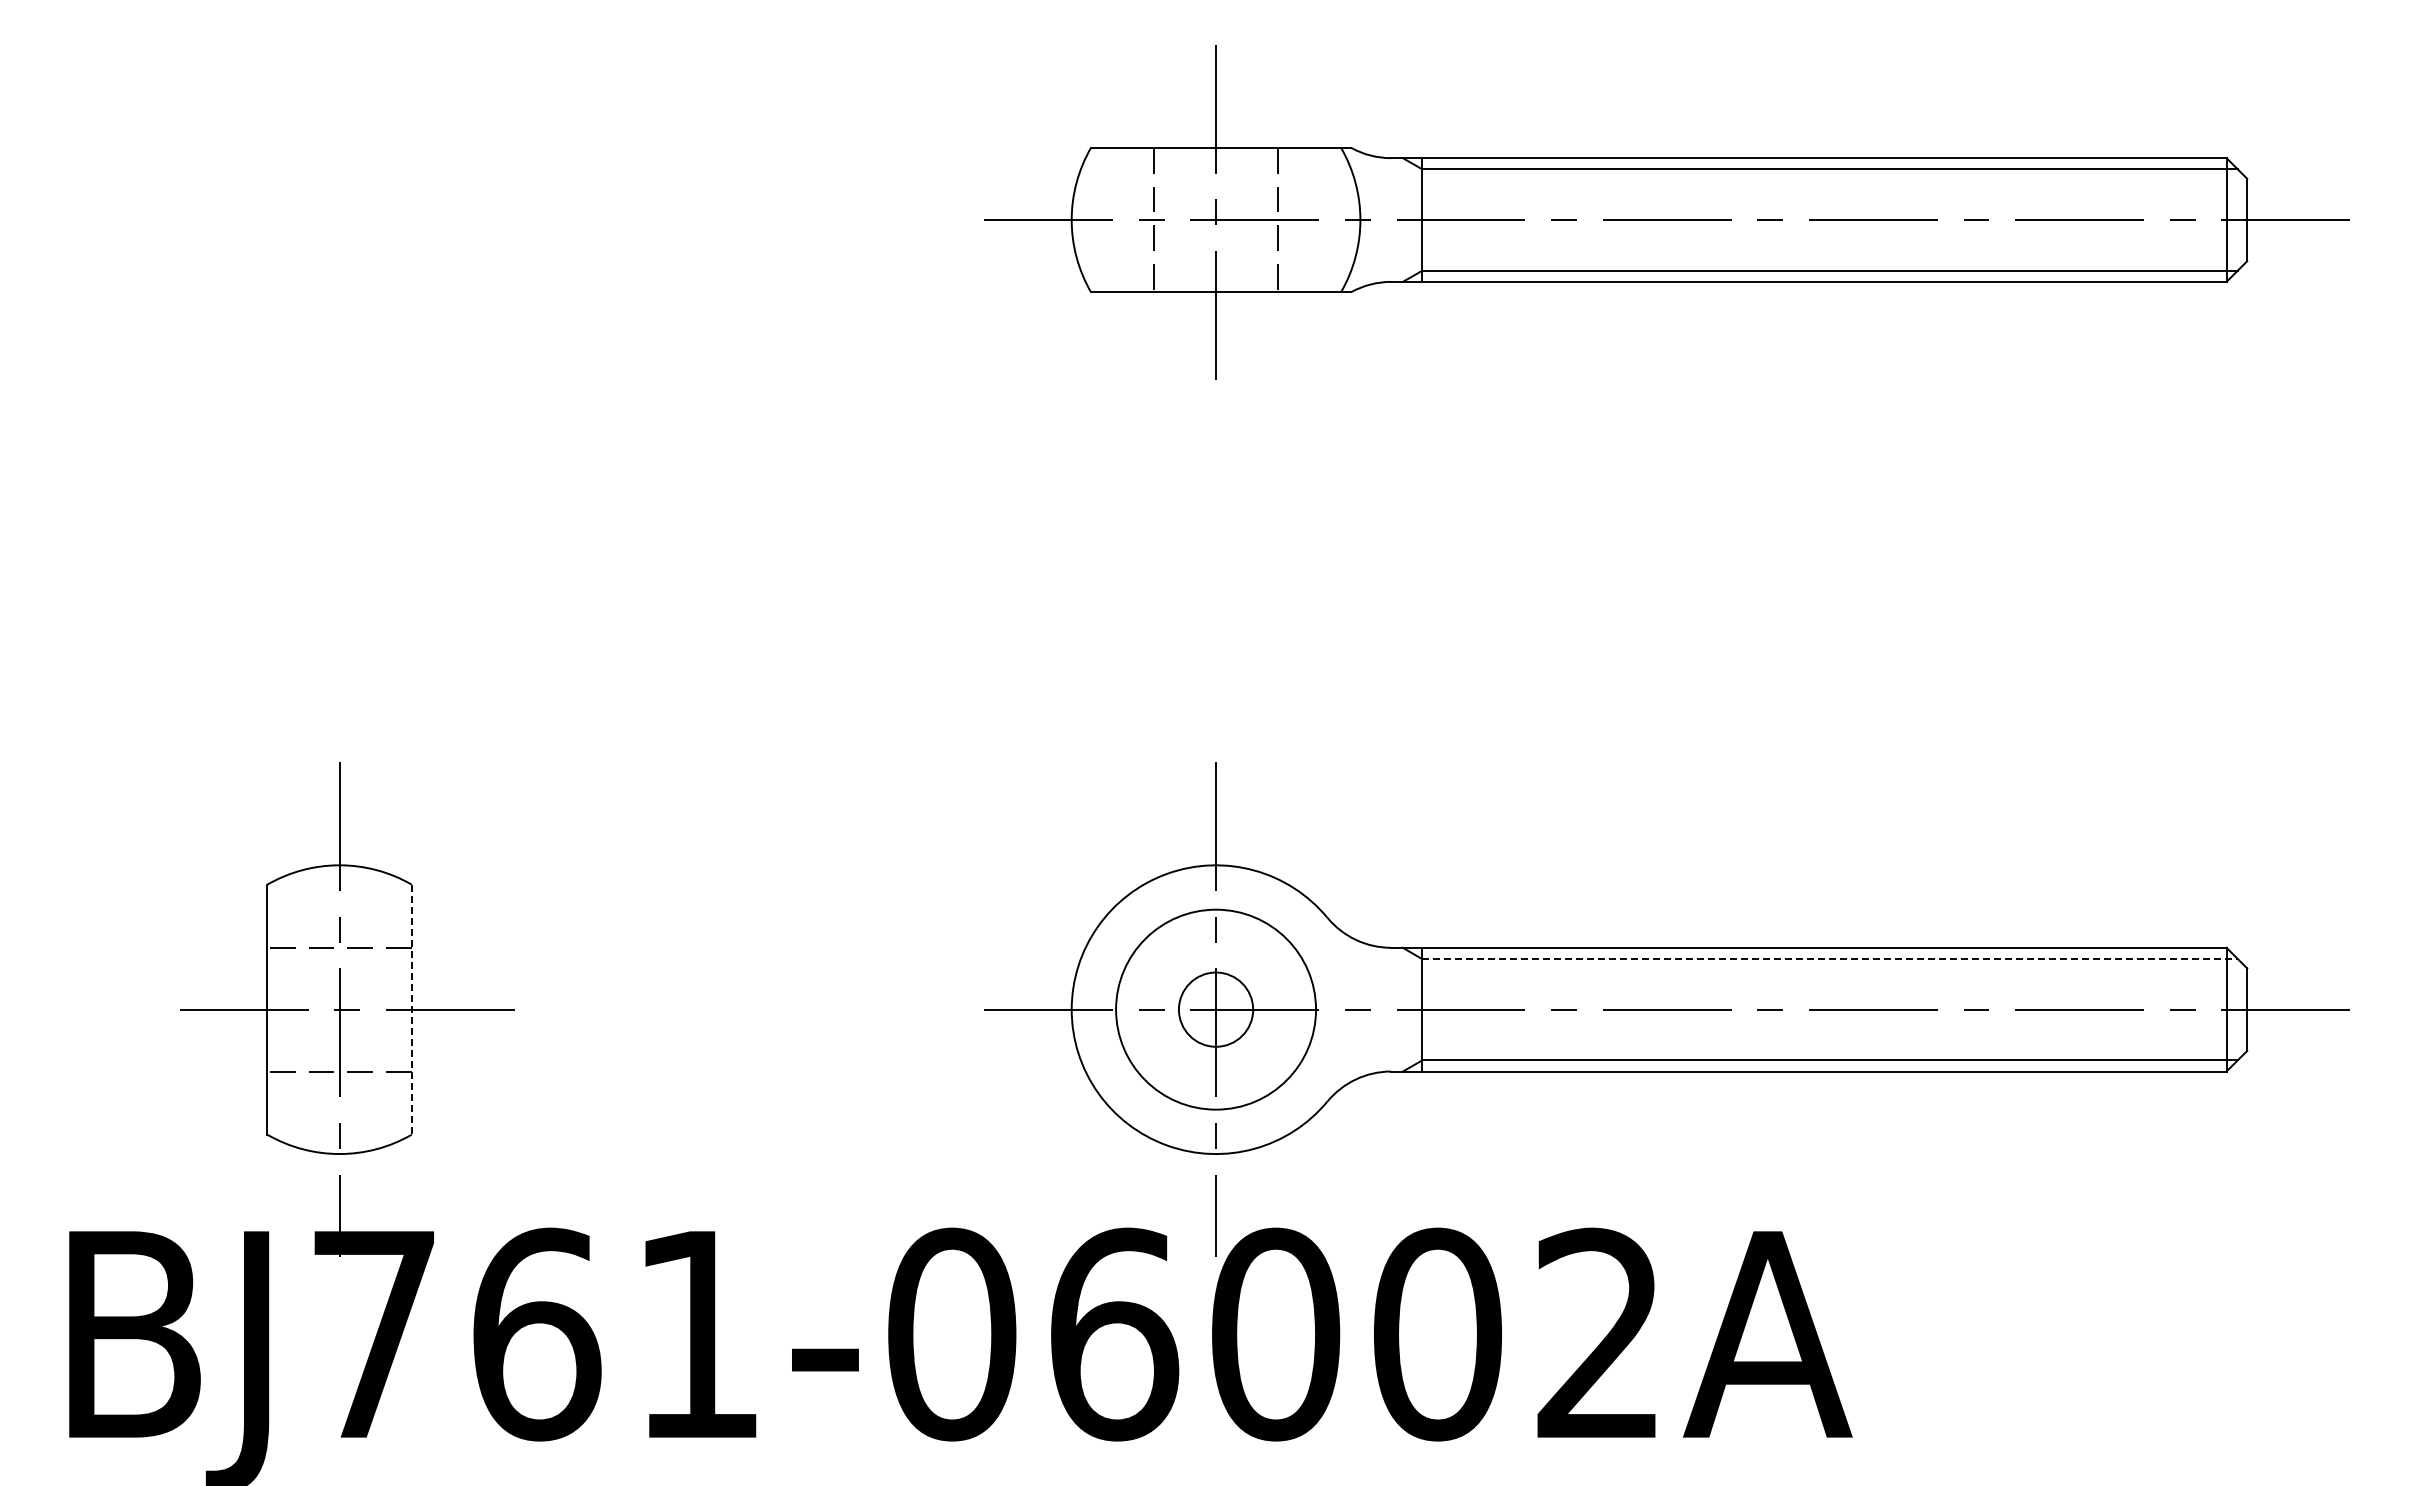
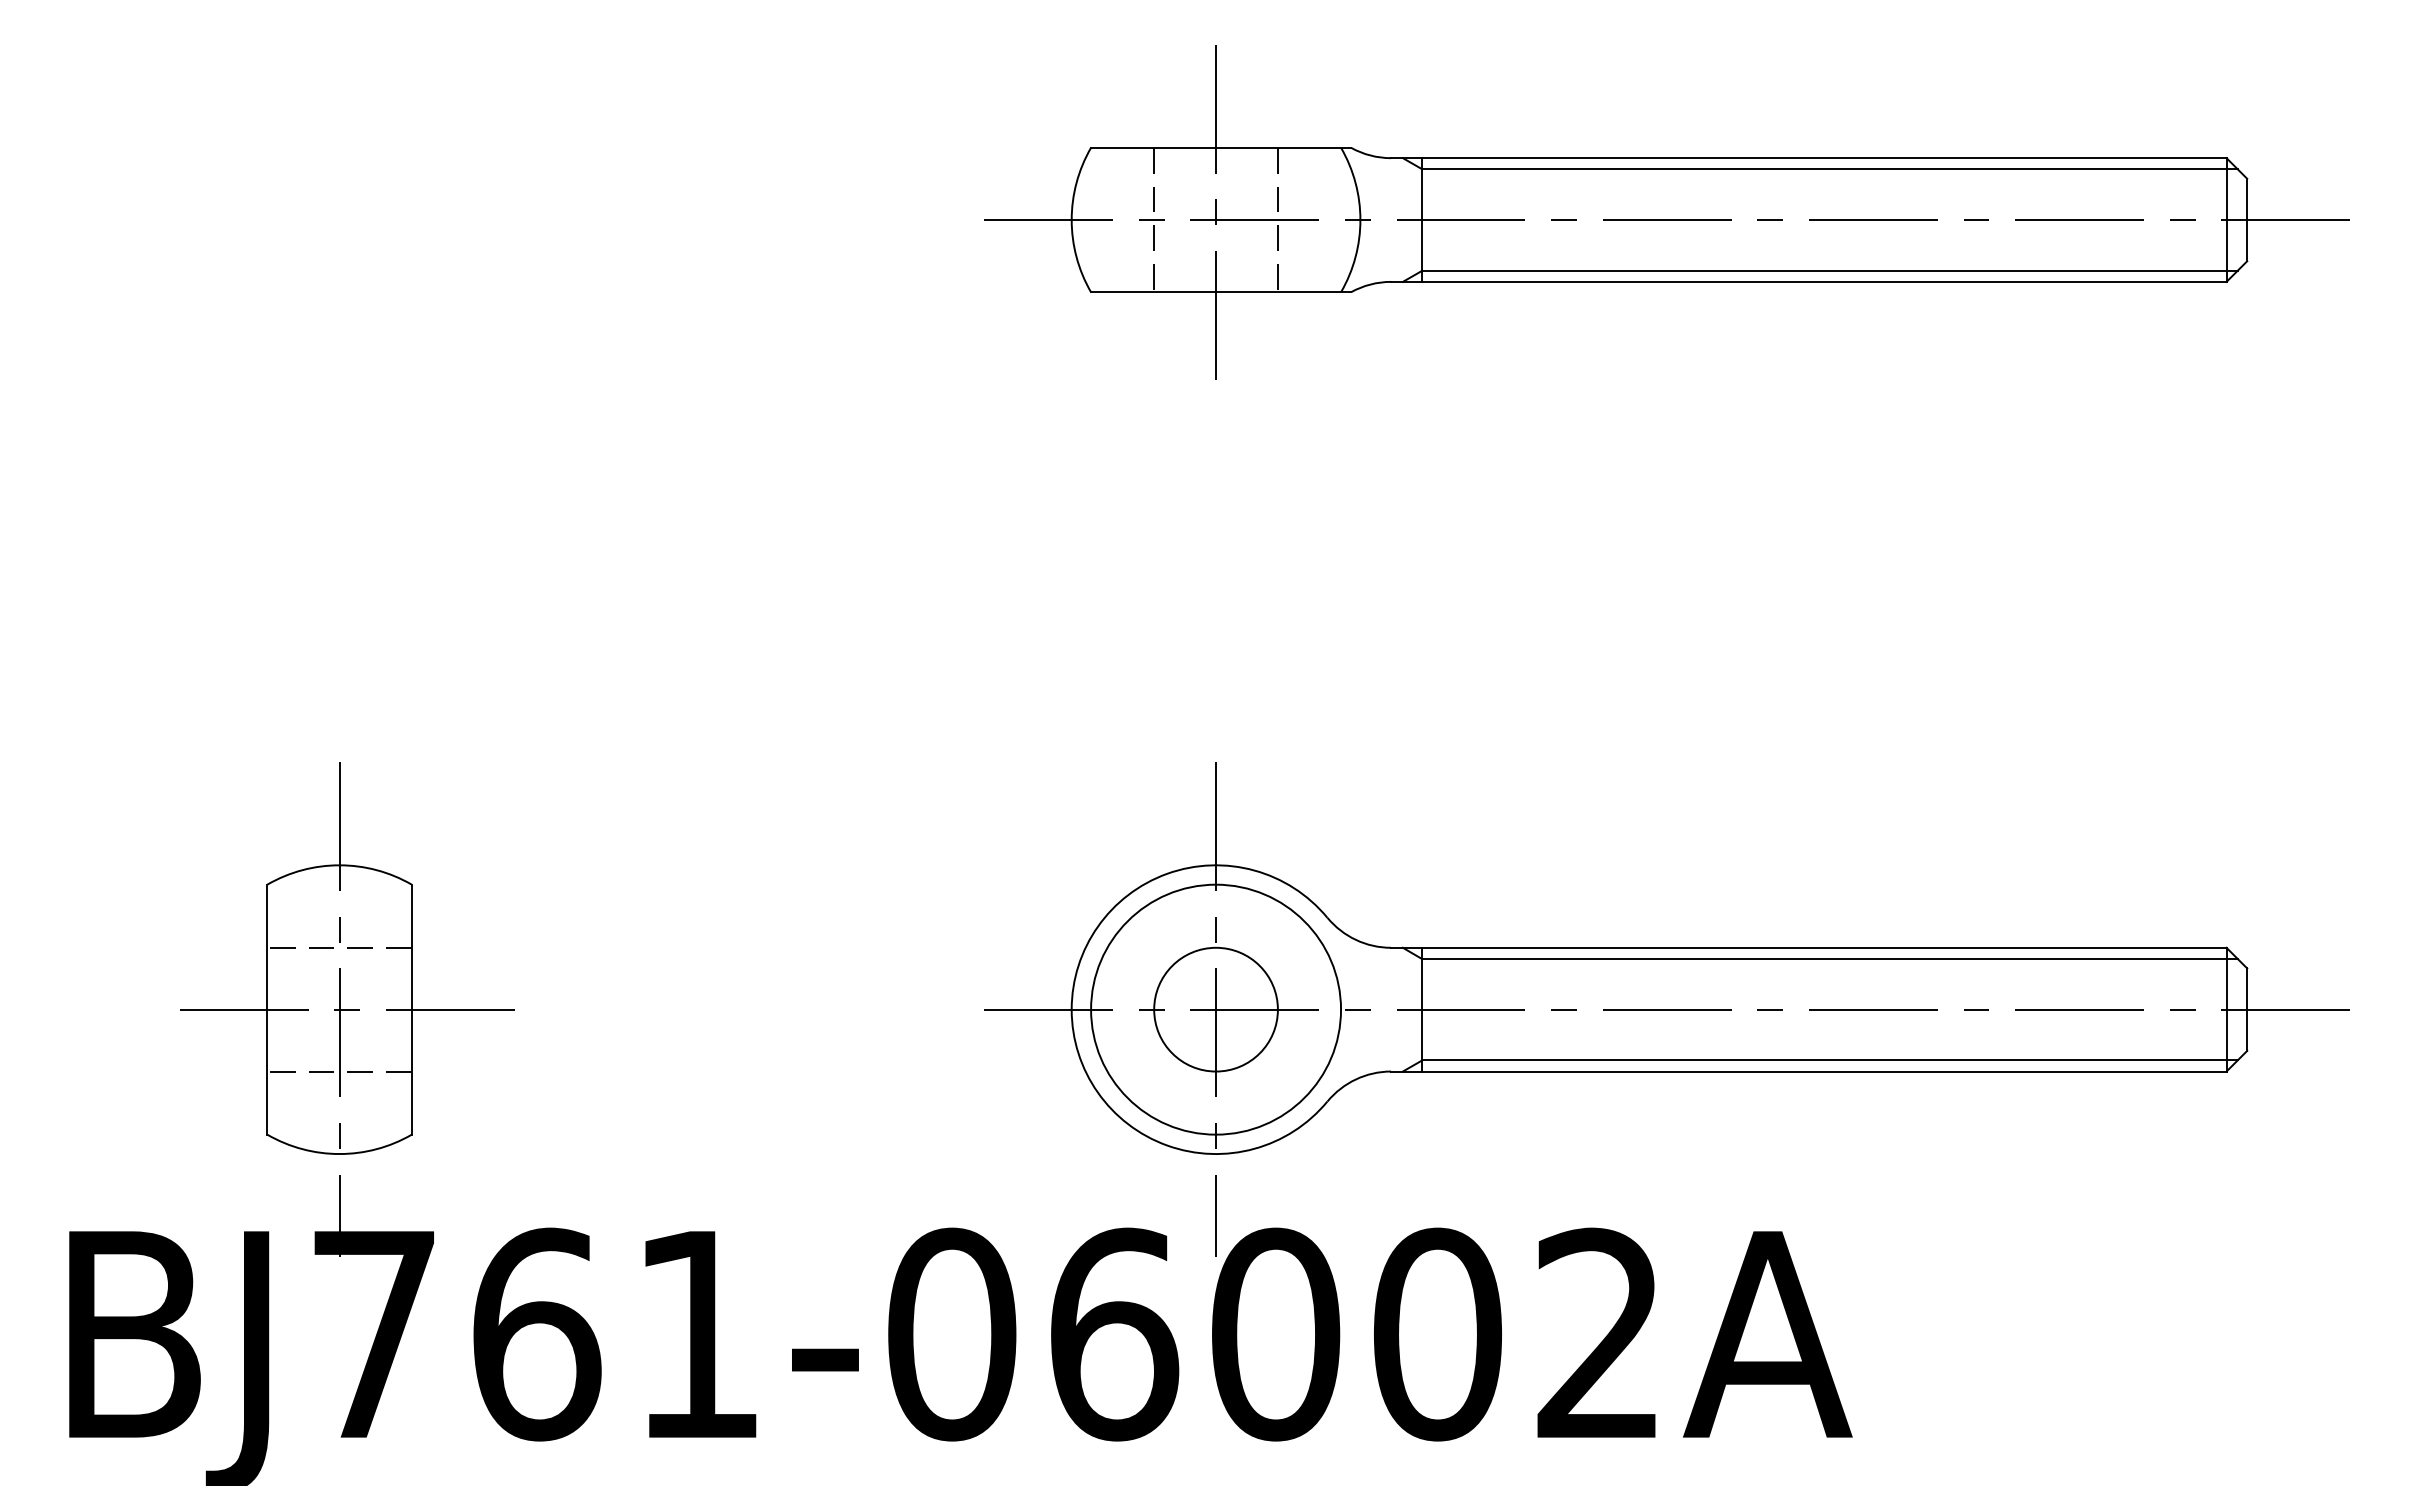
line: dashed -> solid (1829, 959)
circle diameter: 74 px -> 124 px (1215, 1009)
circle diameter: 200 px -> 250 px (1216, 1009)
line: dashed -> solid (411, 1010)
